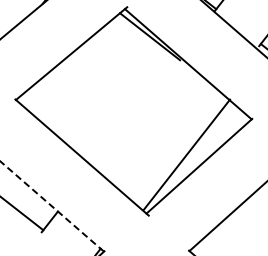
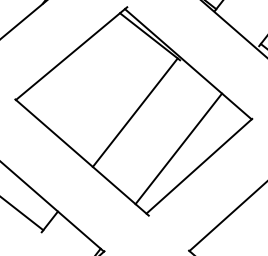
line: none -> present (134, 112)
line position: (186, 154) -> (178, 148) (178, 148)
line: dashed -> solid (52, 206)
